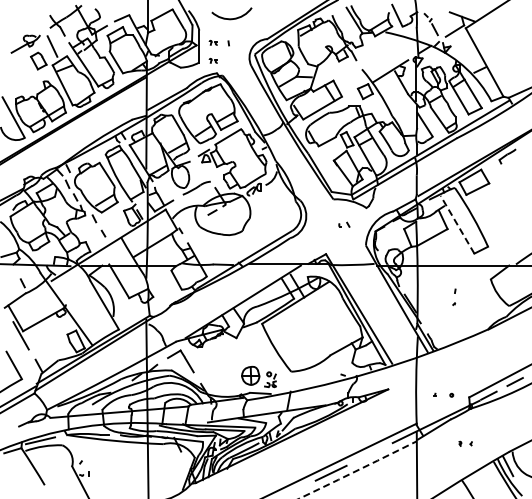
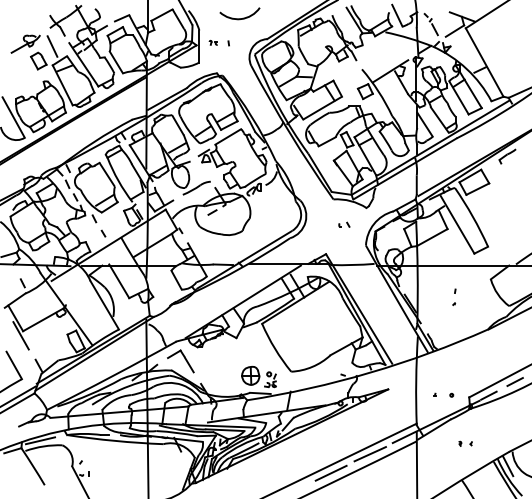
arc position: (231, 18) -> (239, 18) (239, 18)
part: present -> none (212, 60)
line: dashed -> solid (457, 224)
line: none -> present (369, 454)
arc: dashed -> solid (358, 470)
